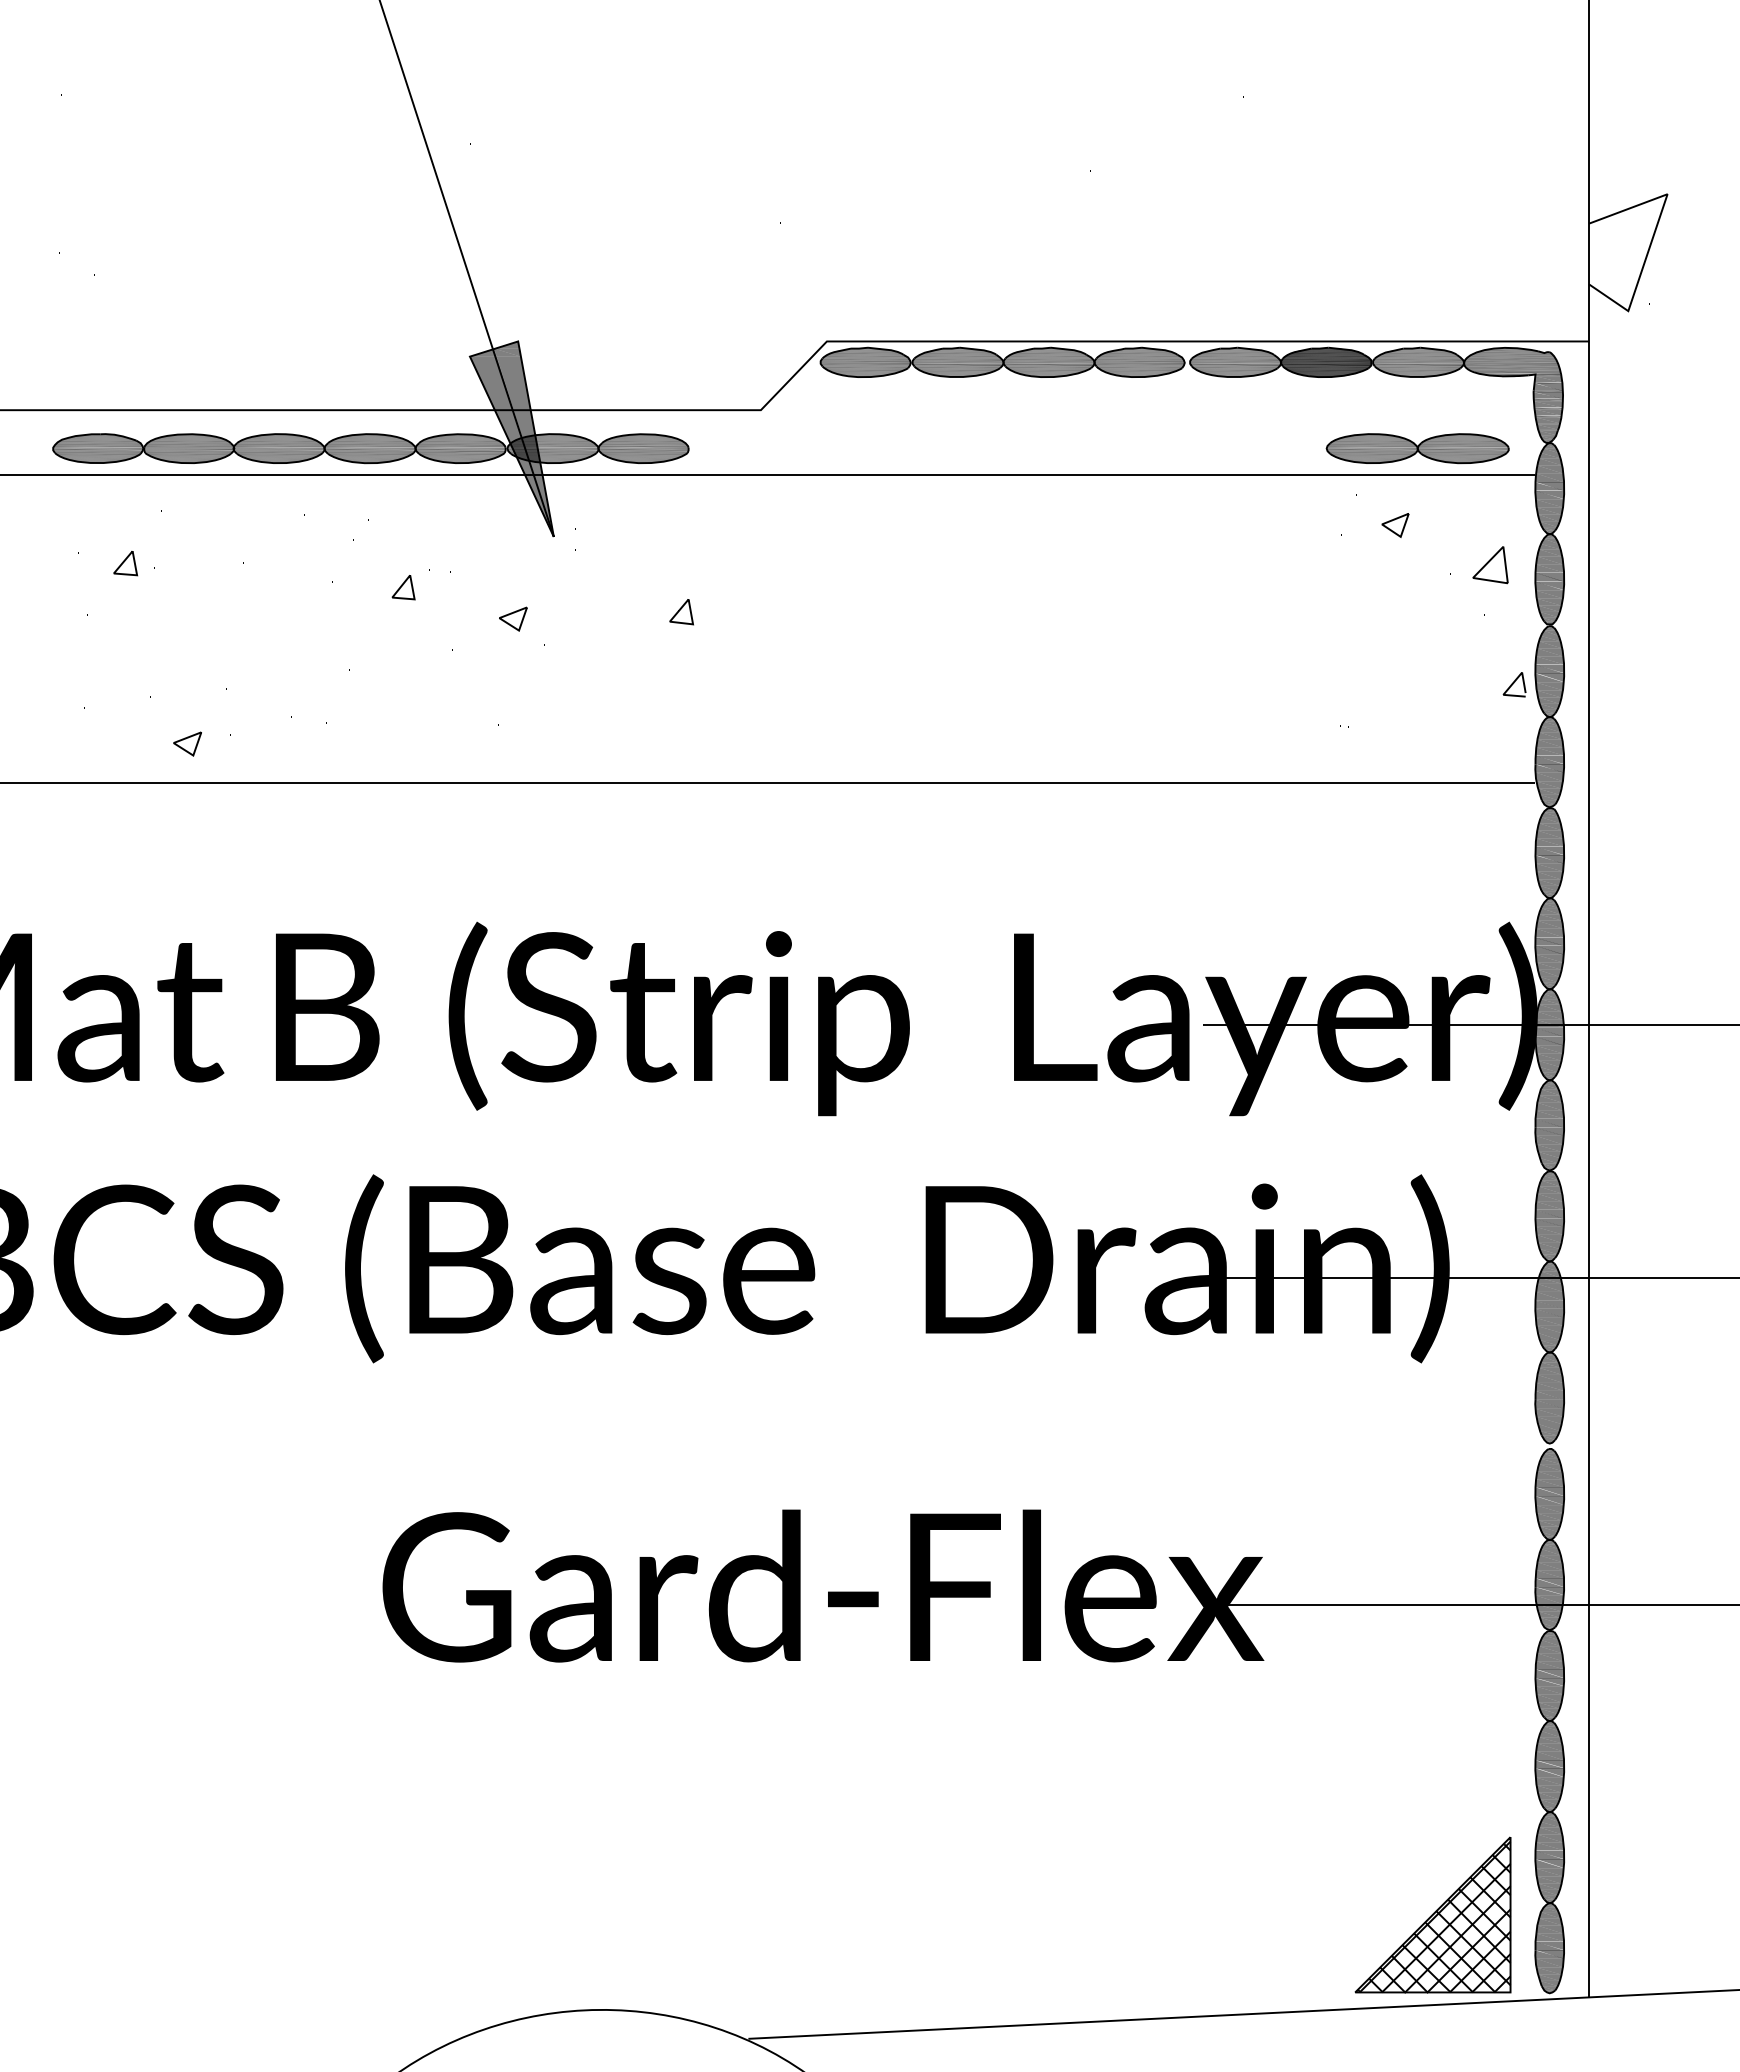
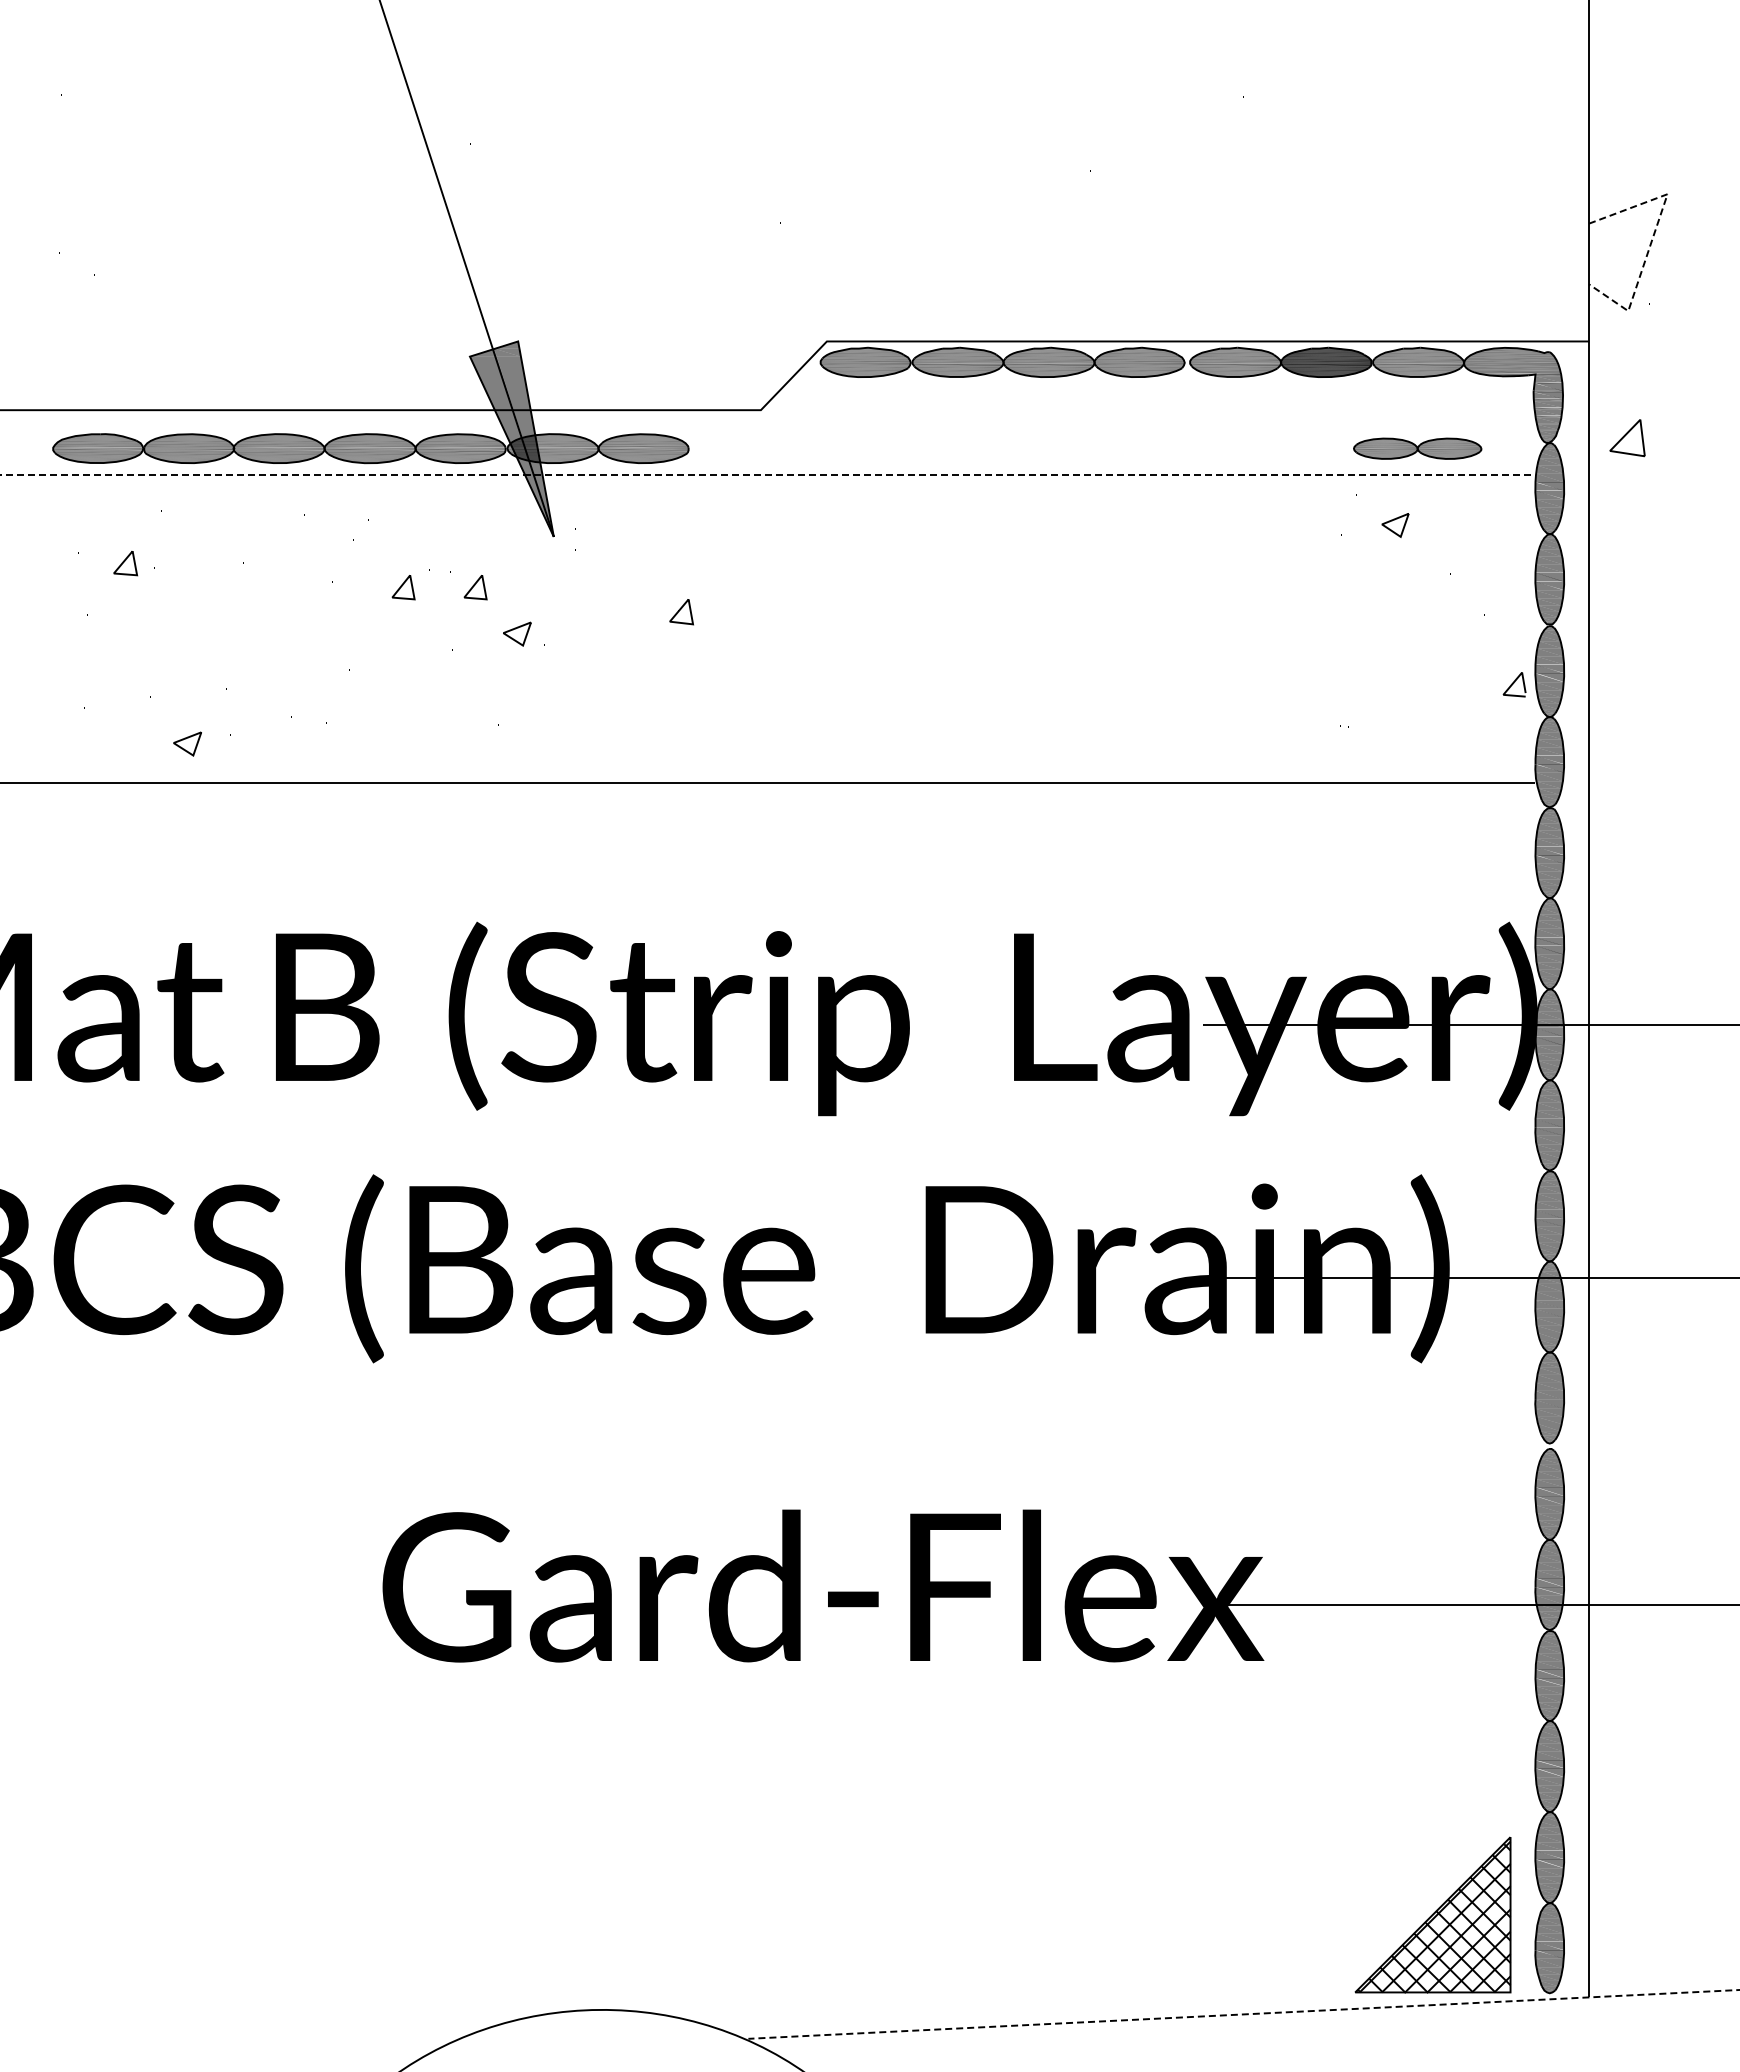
line: solid -> dashed (1653, 235)
part size: 185x32 px -> 130x23 px (1417, 448)
line: solid -> dashed (767, 475)
part position: (1490, 565) -> (1627, 438) (1627, 438)
part: none -> present (475, 587)
part position: (513, 618) -> (517, 633) (517, 633)
line: solid -> dashed (1243, 2014)
